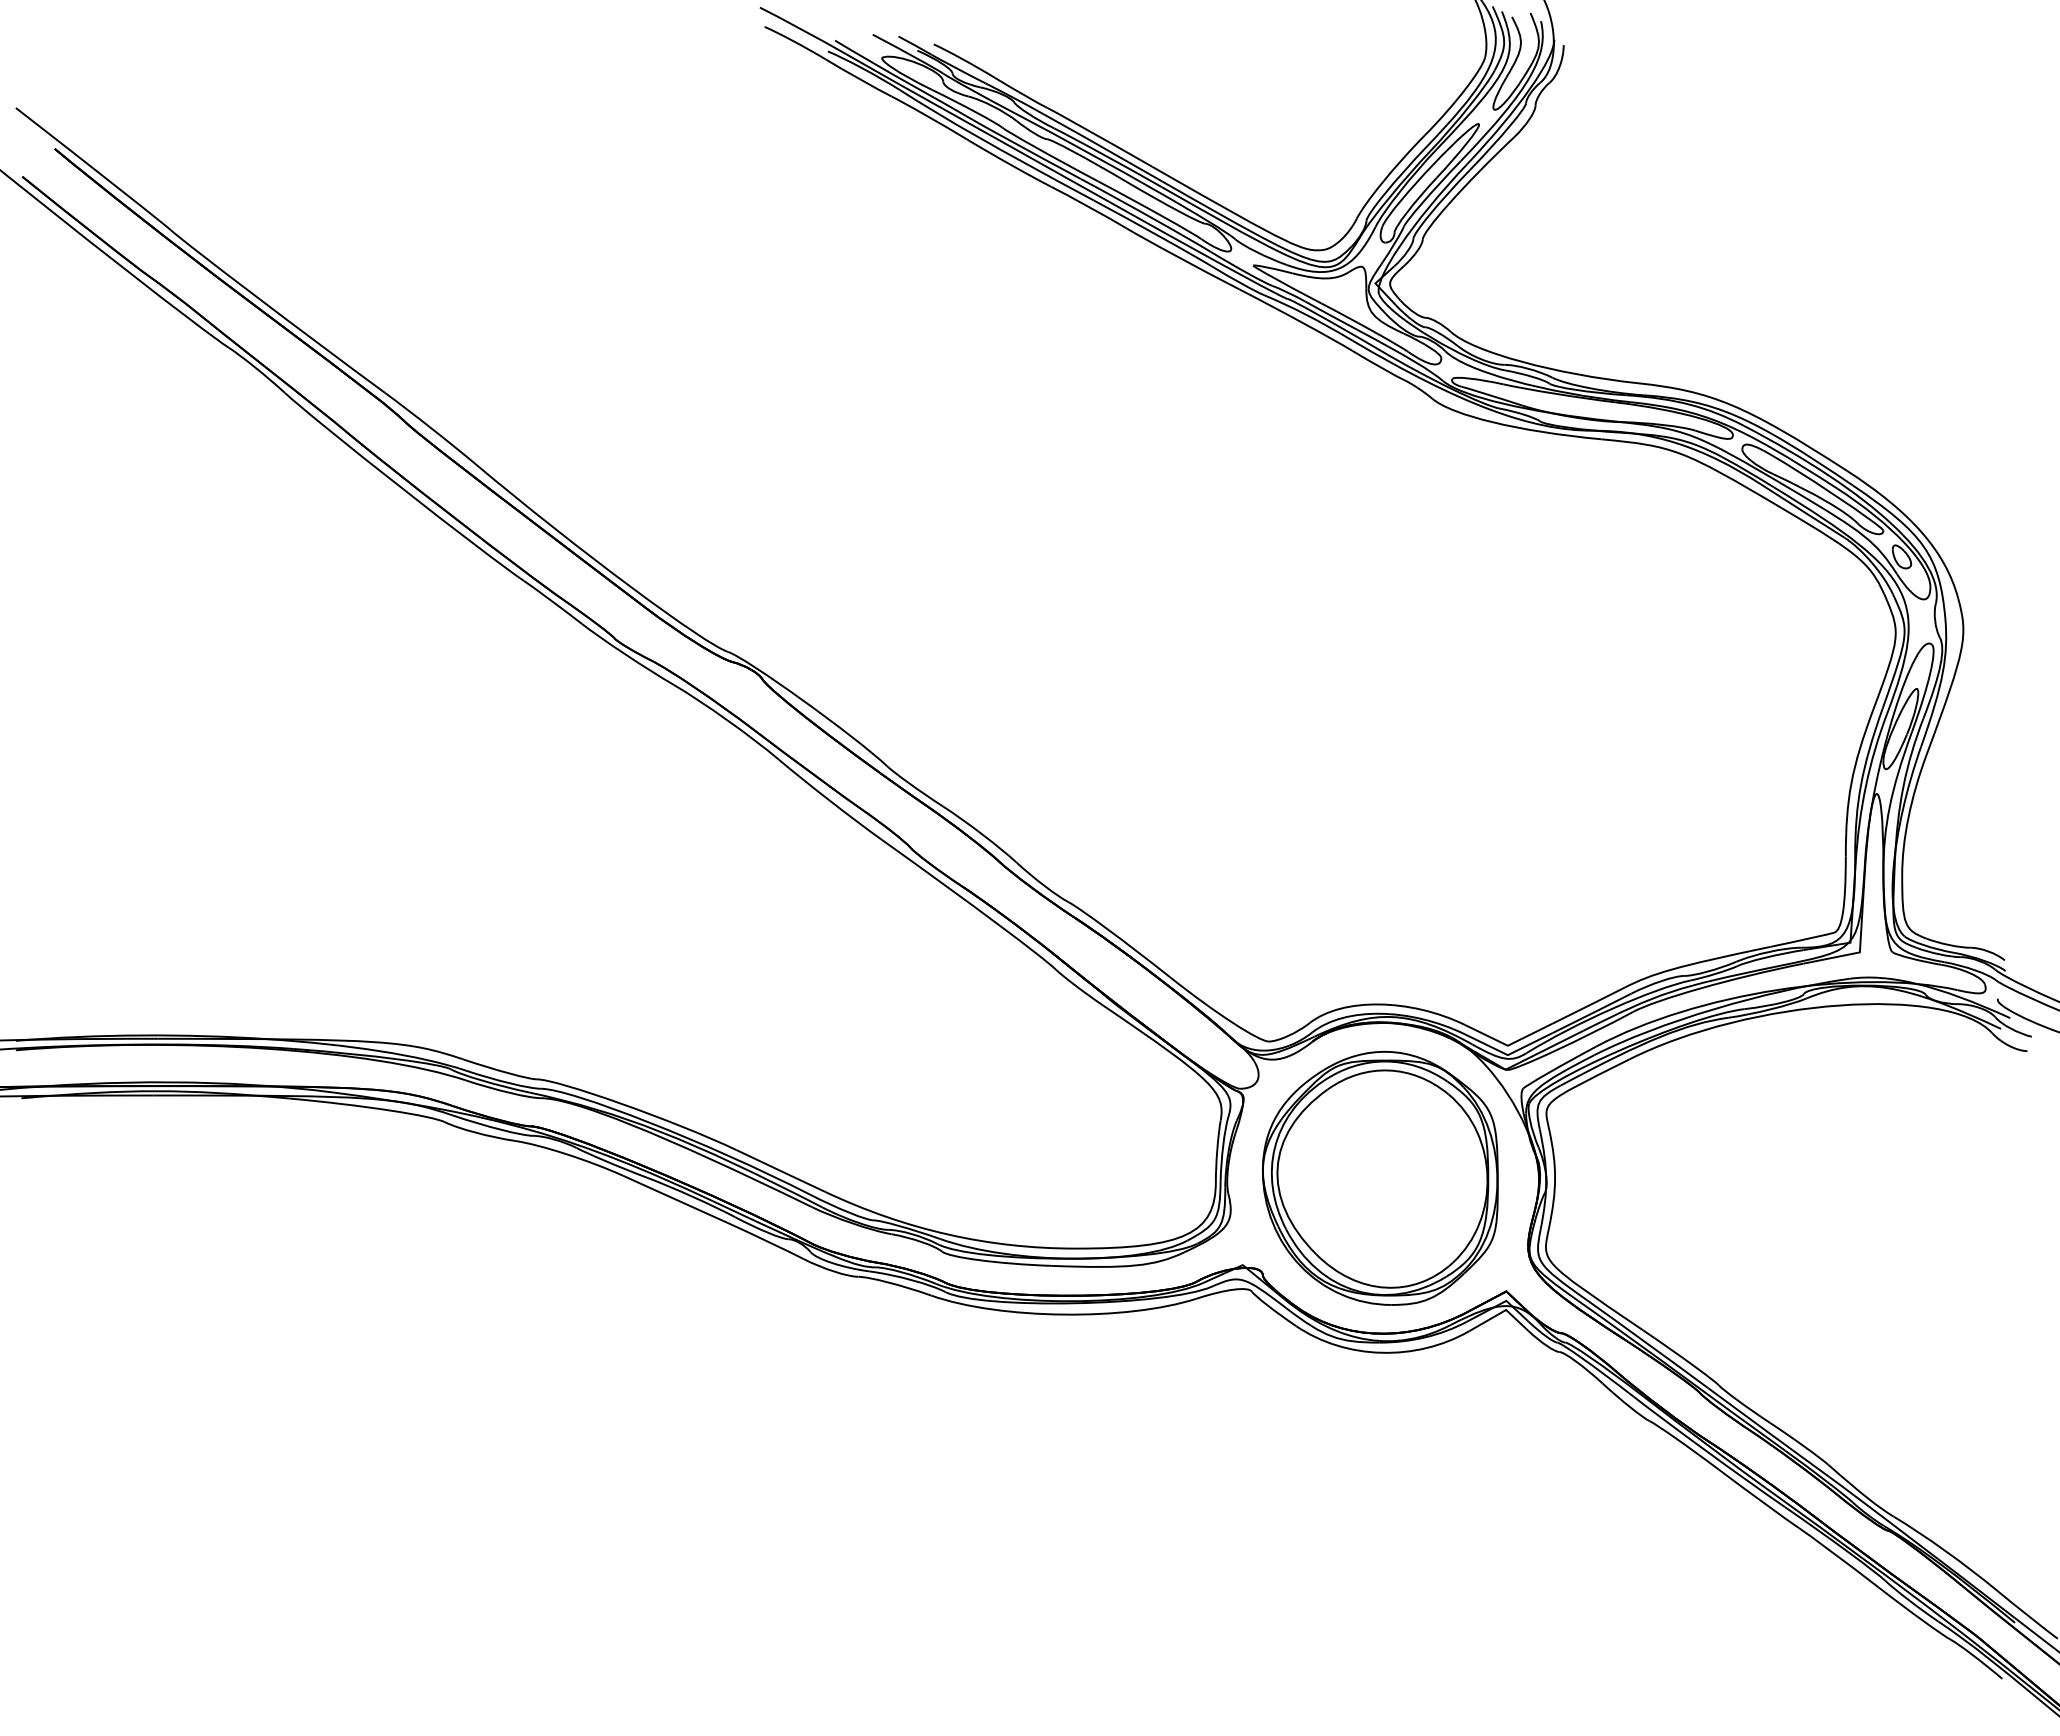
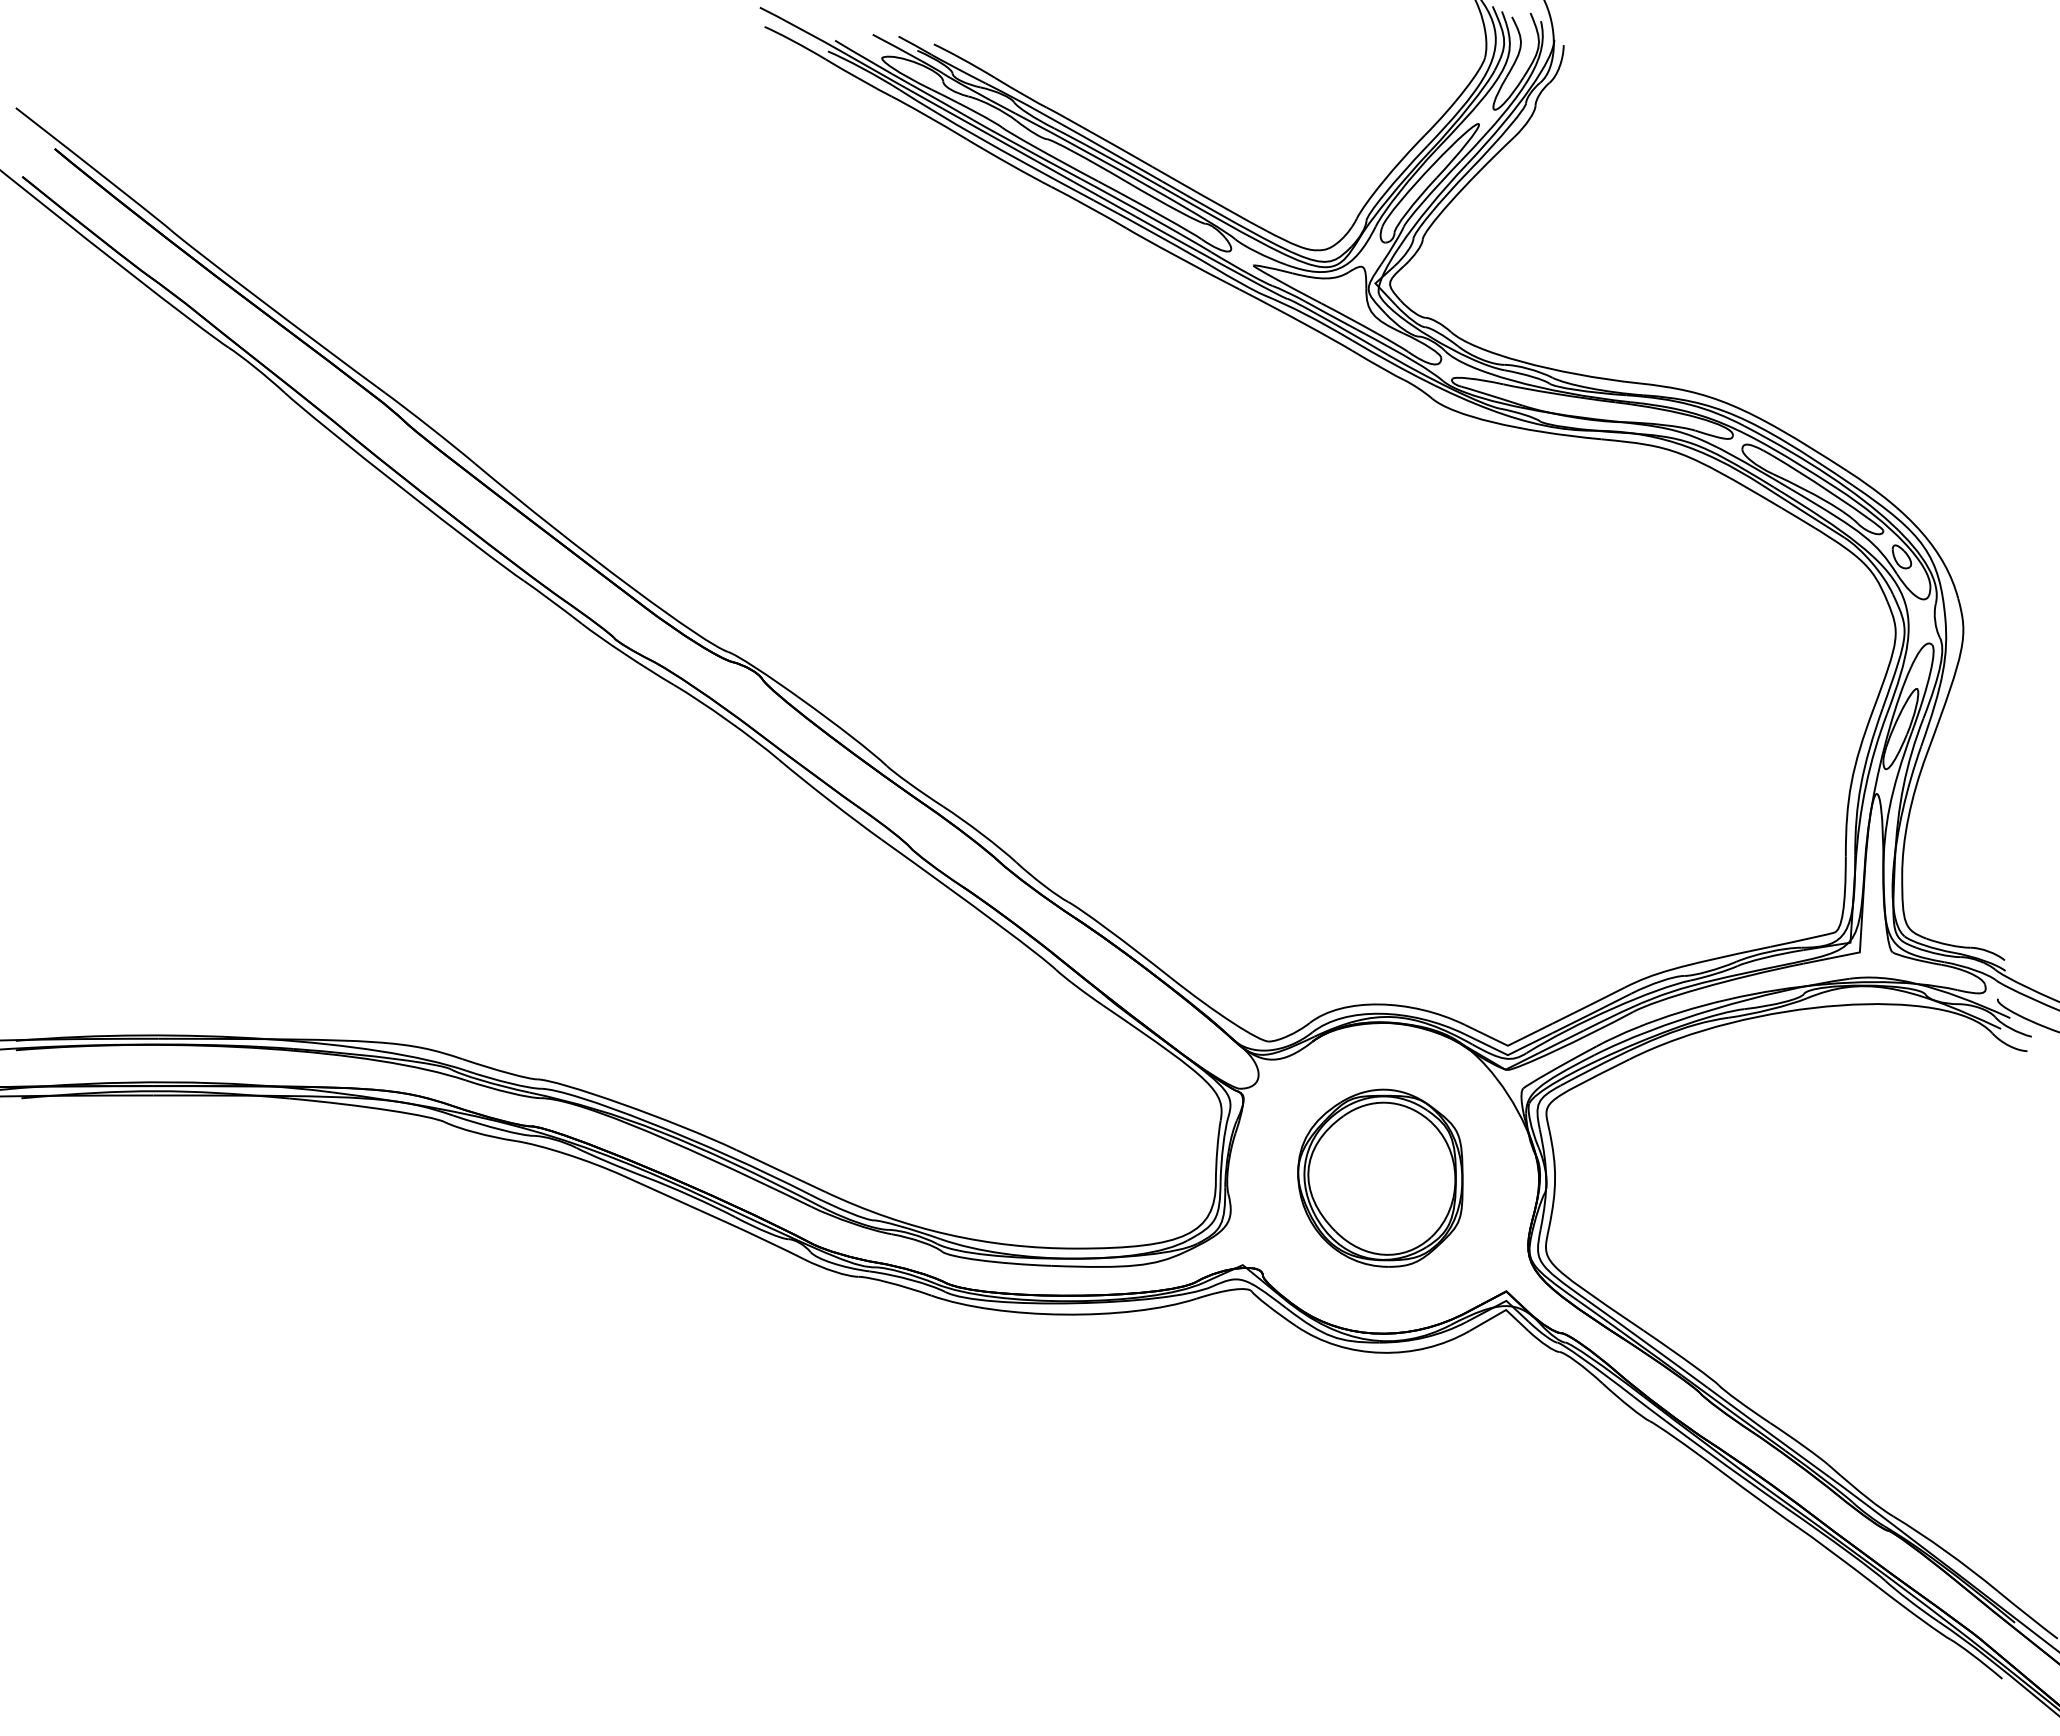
part size: 237x256 px -> 167x180 px (1380, 1177)
